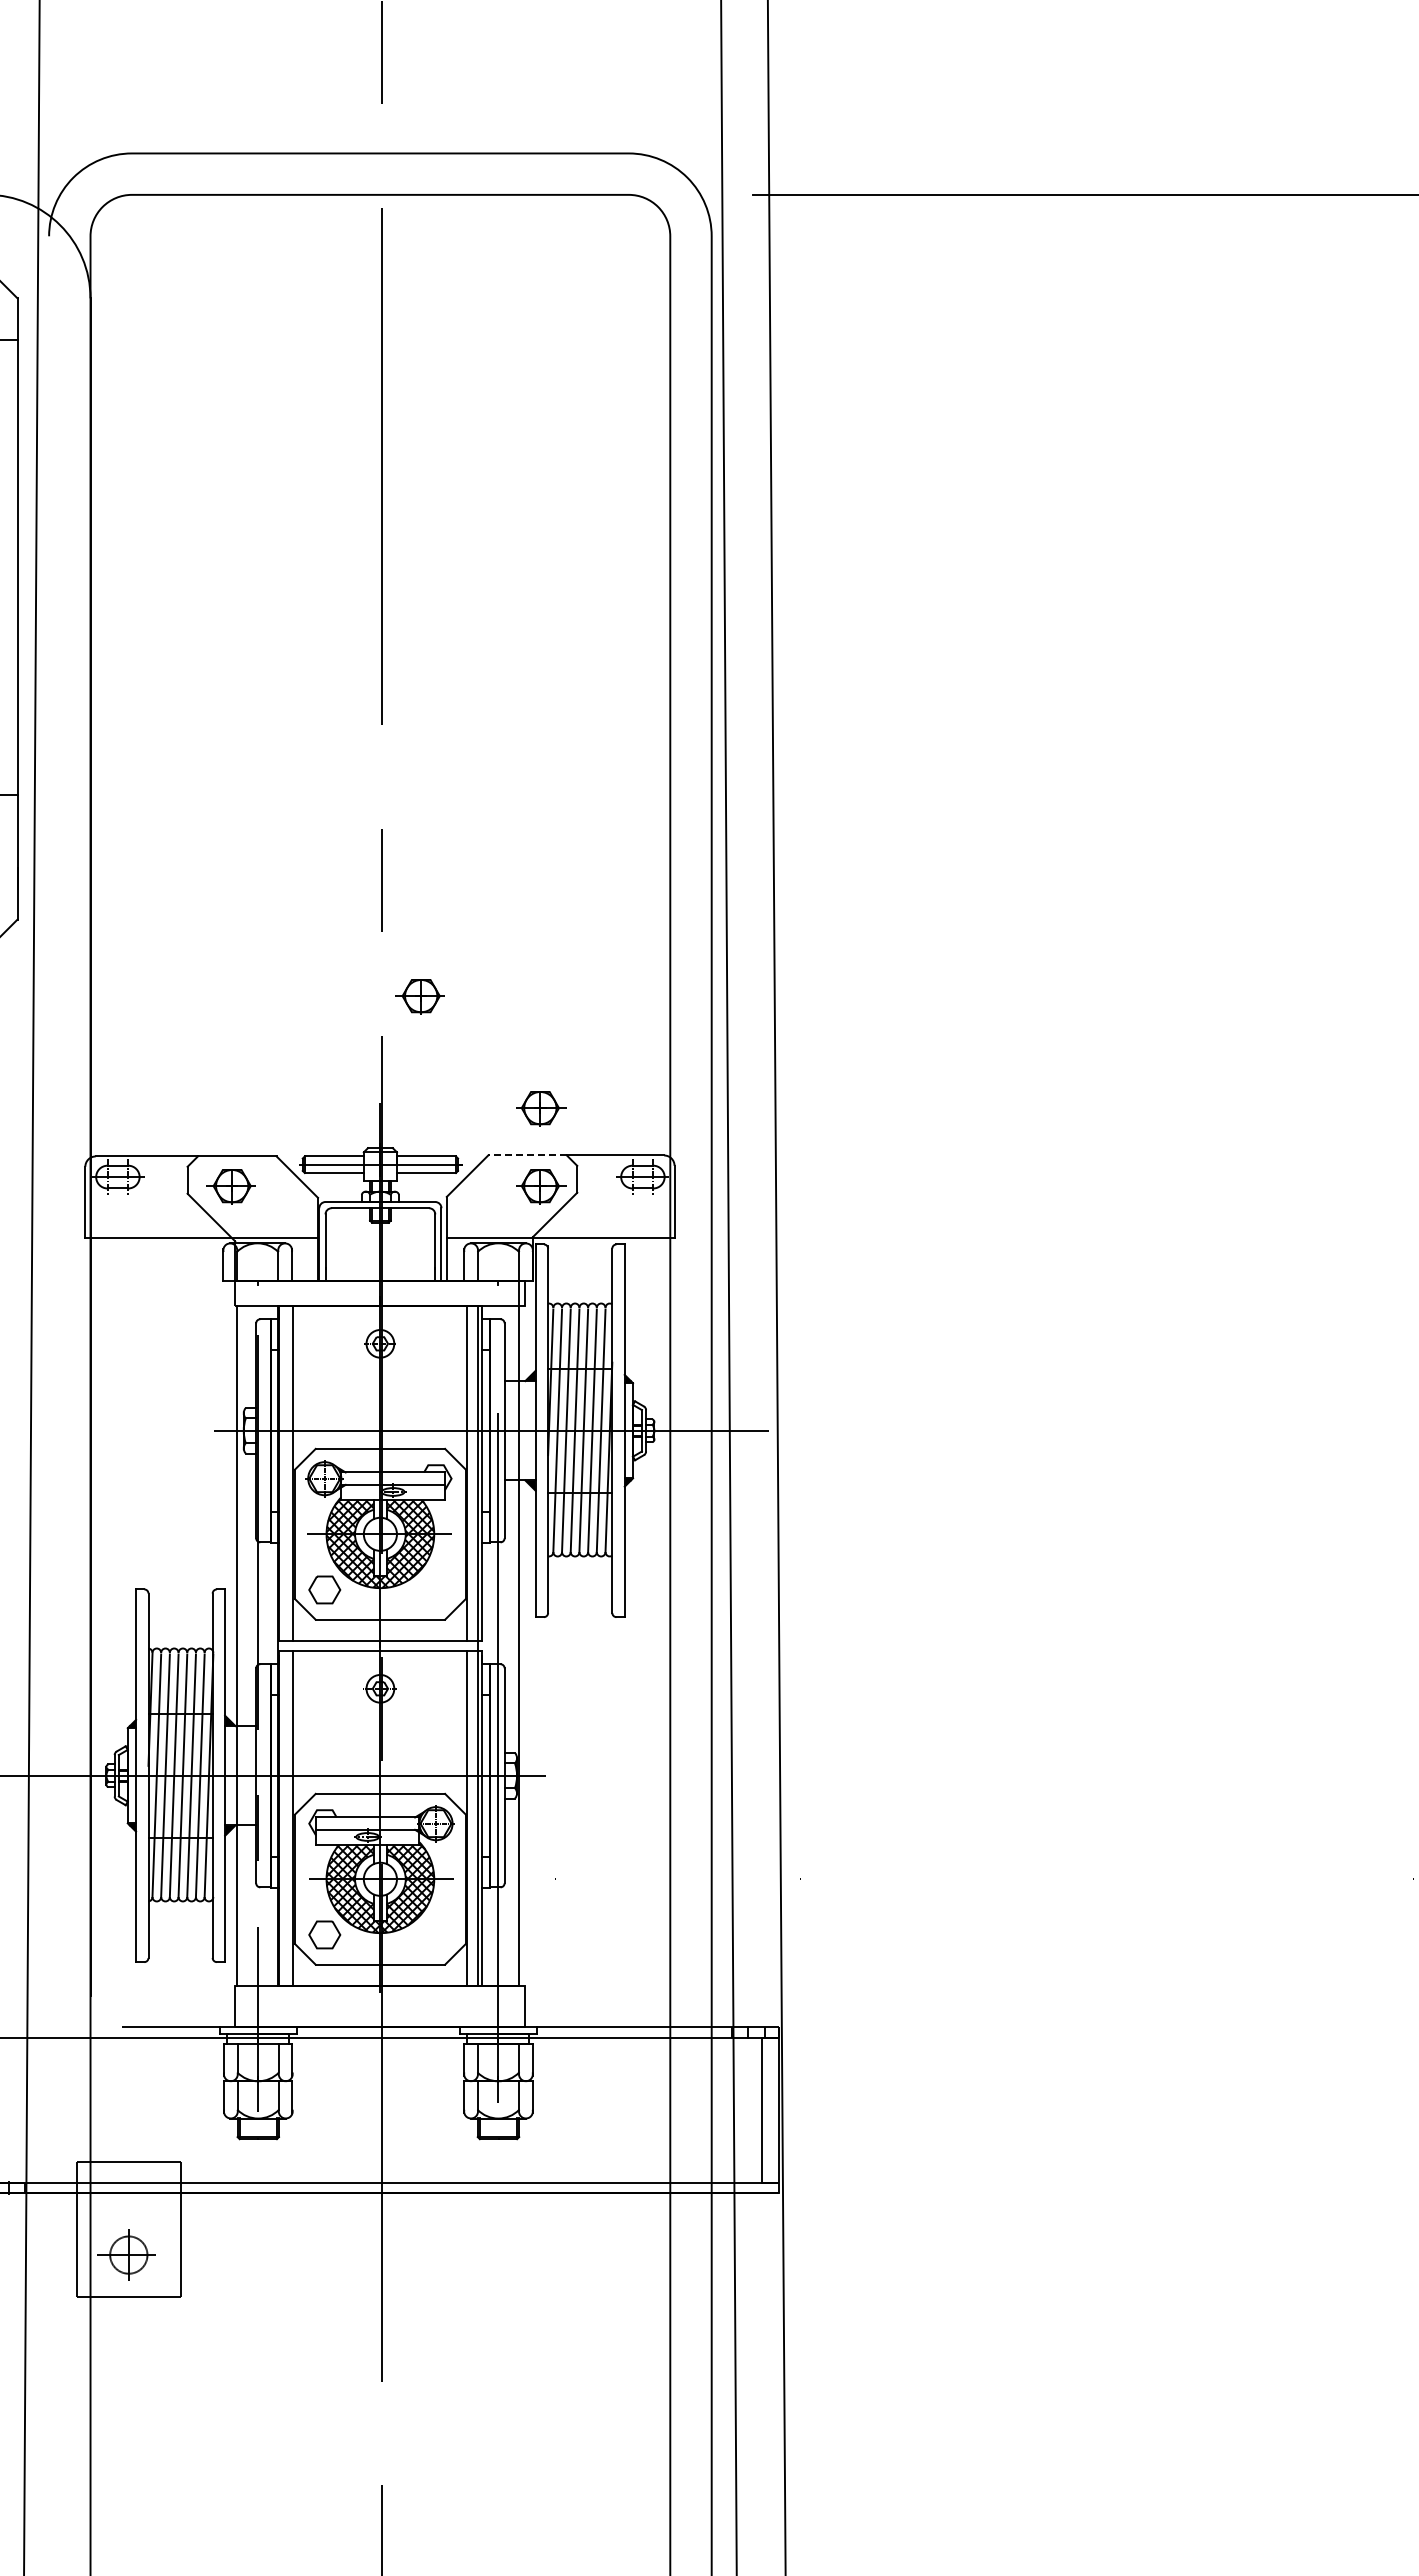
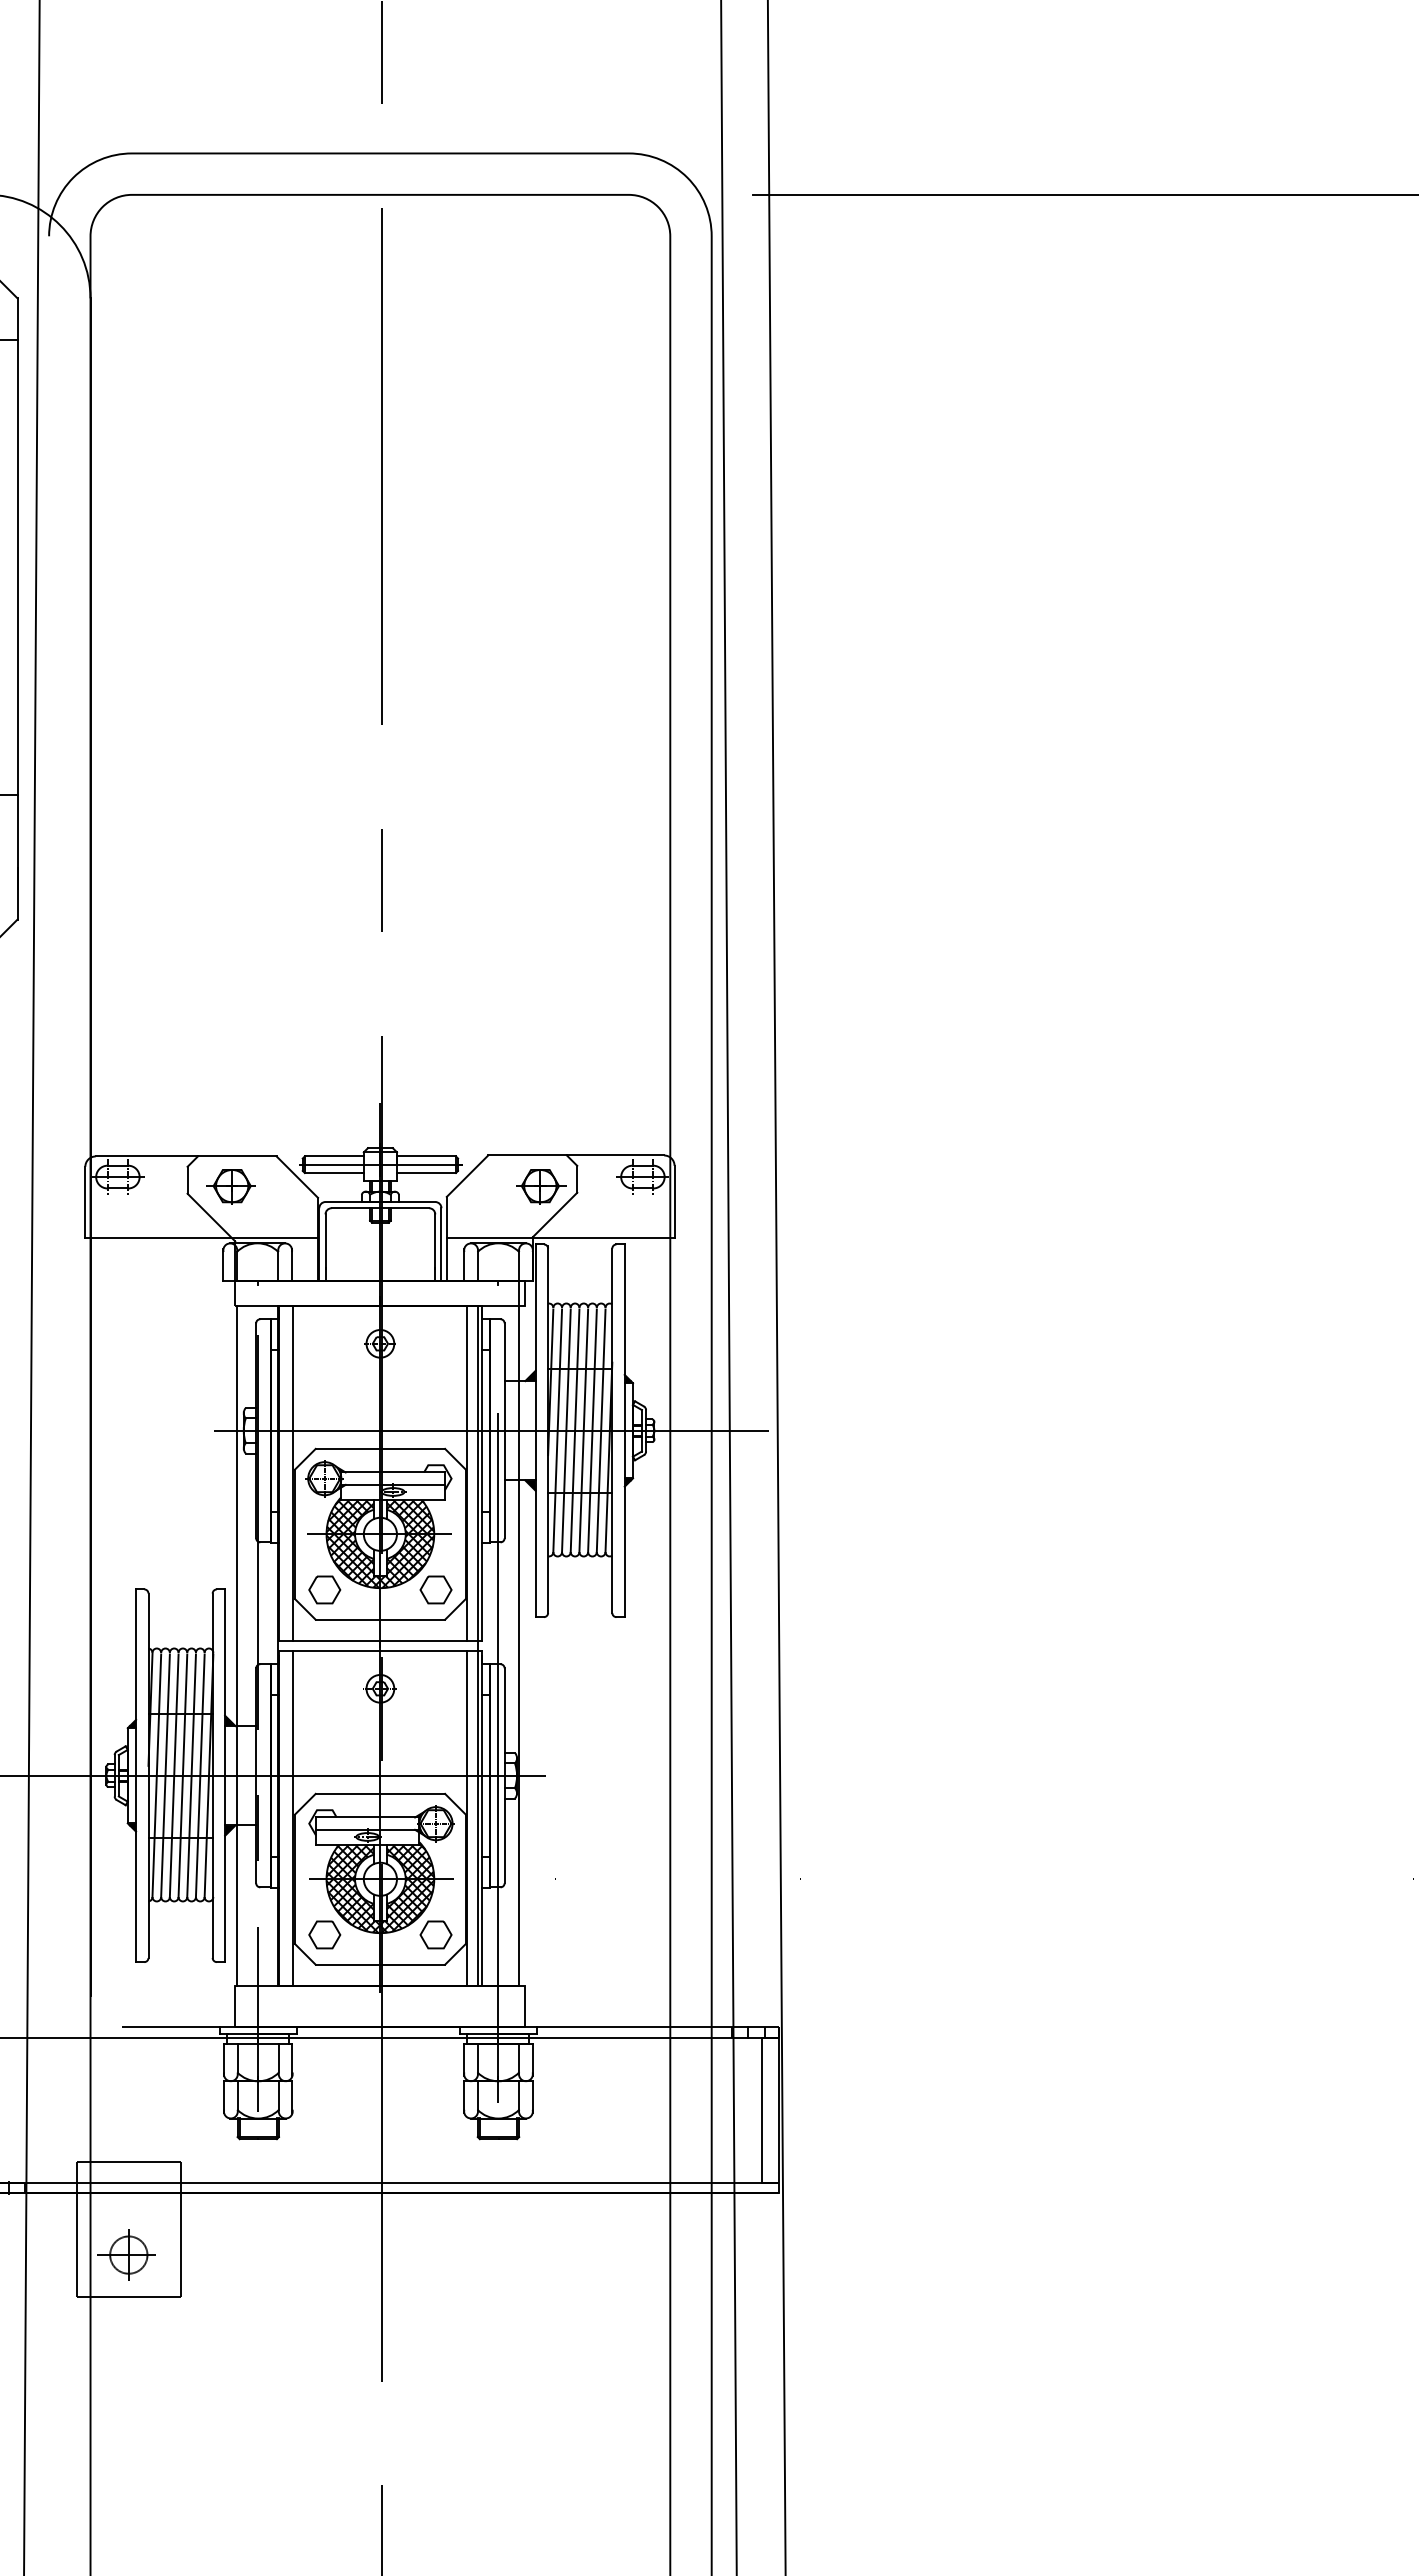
part: present -> none (419, 996)
part: present -> none (541, 1108)
line: dashed -> solid (527, 1155)
part: none -> present (435, 1589)
part: none -> present (435, 1934)
